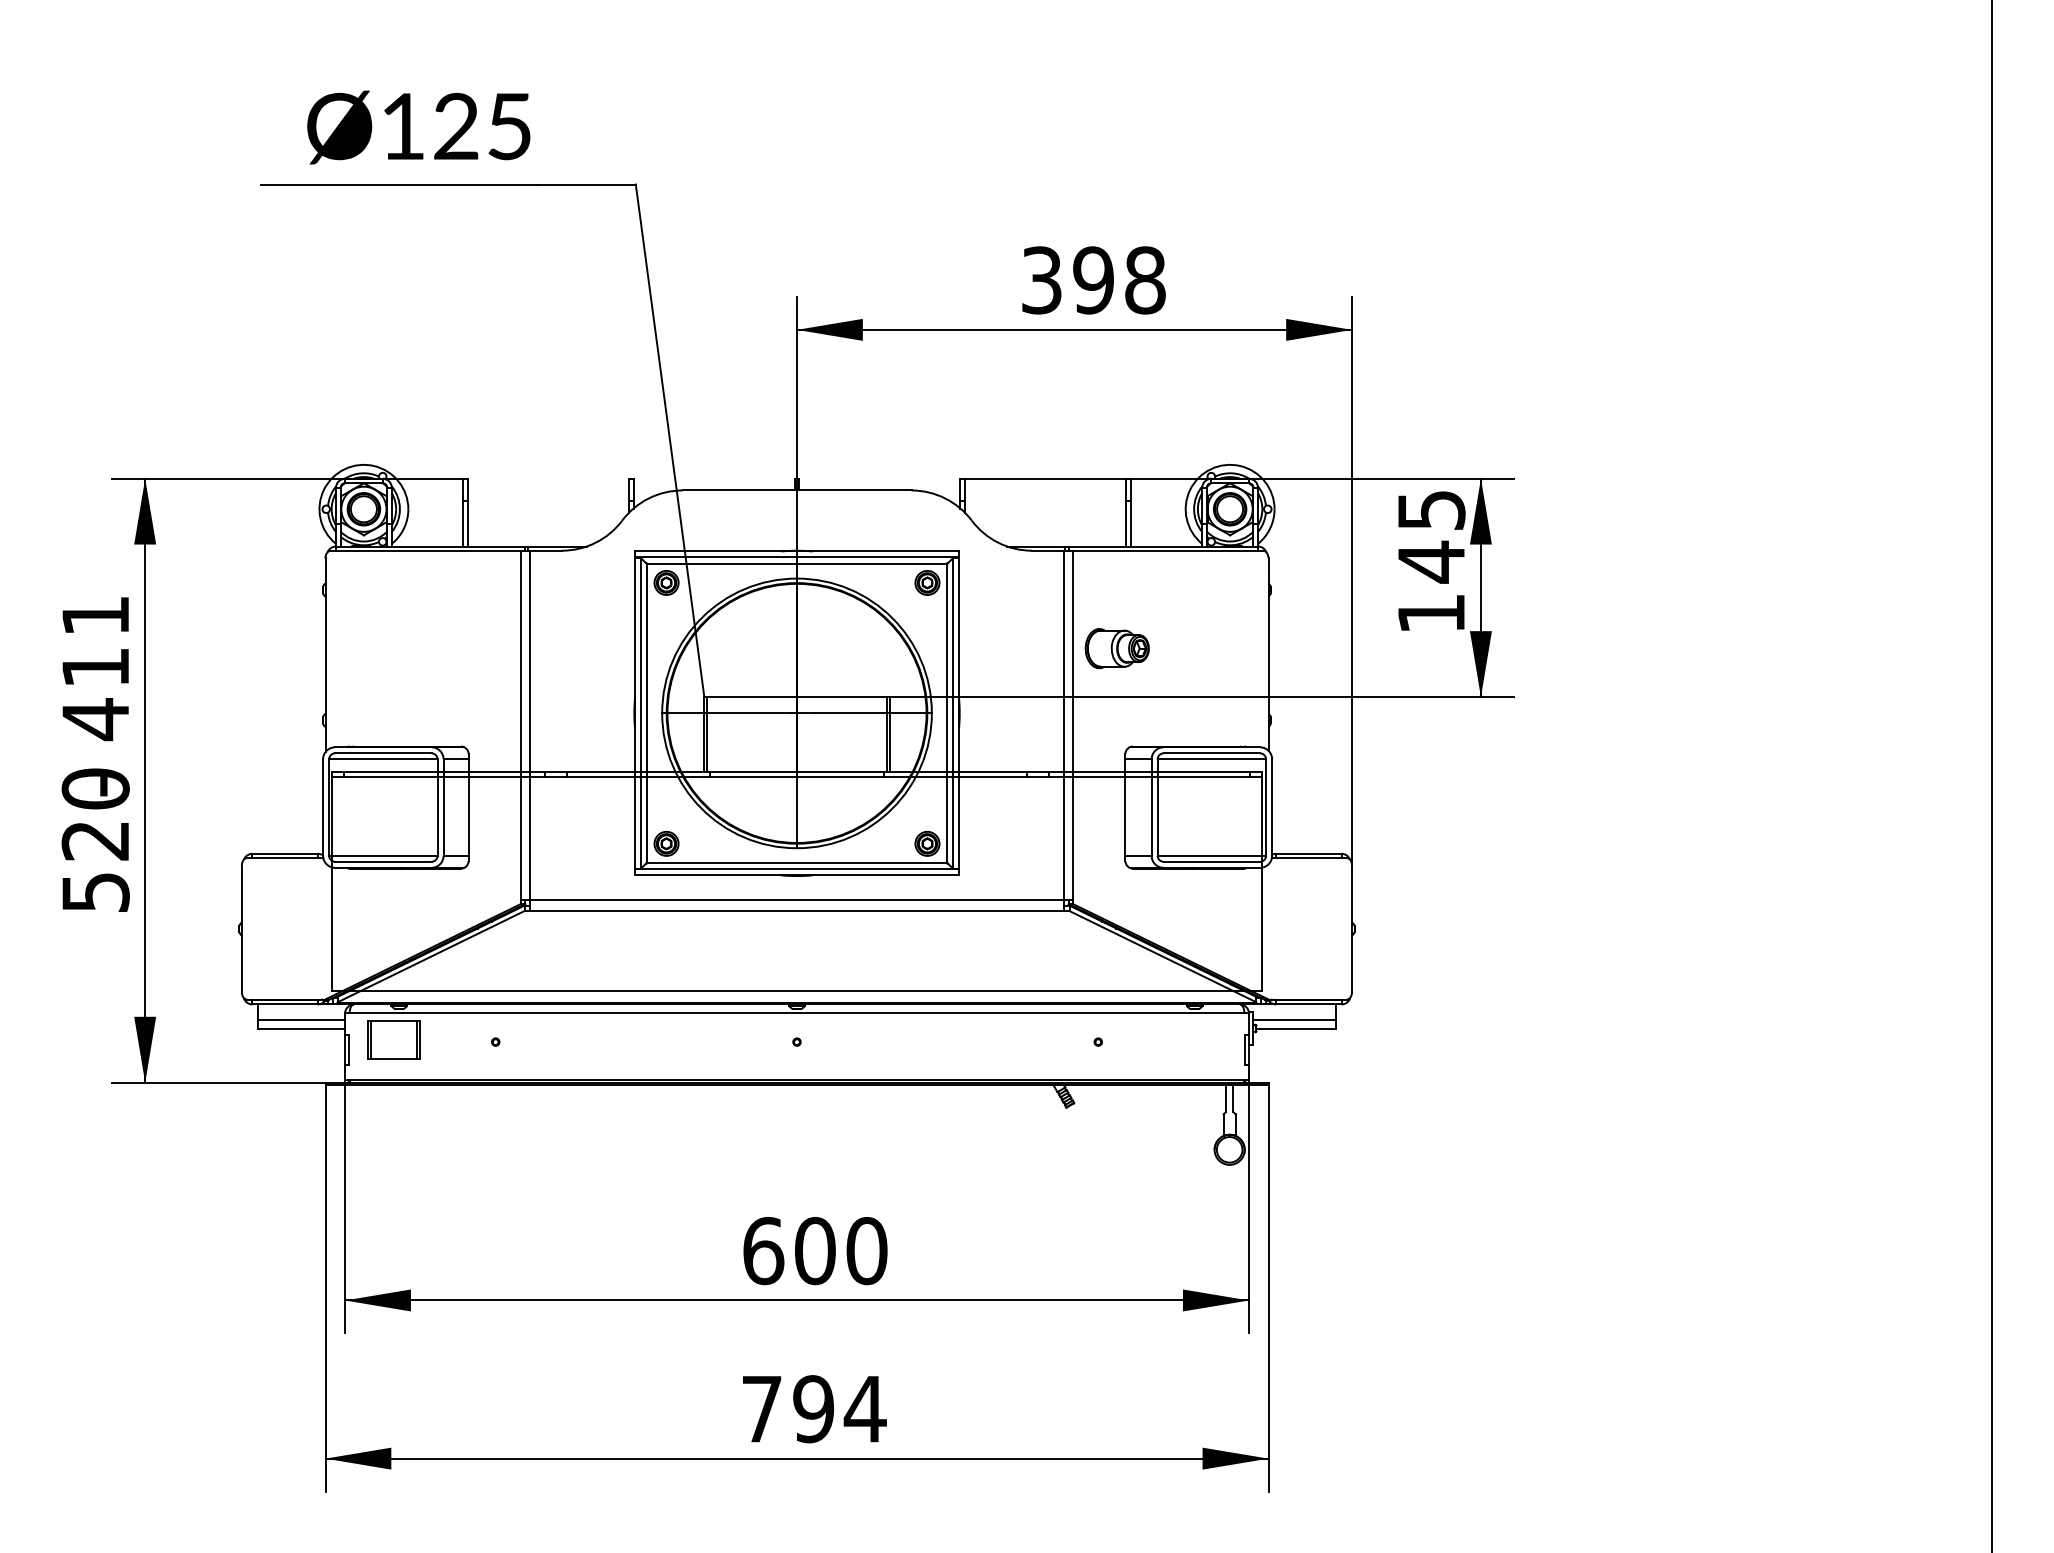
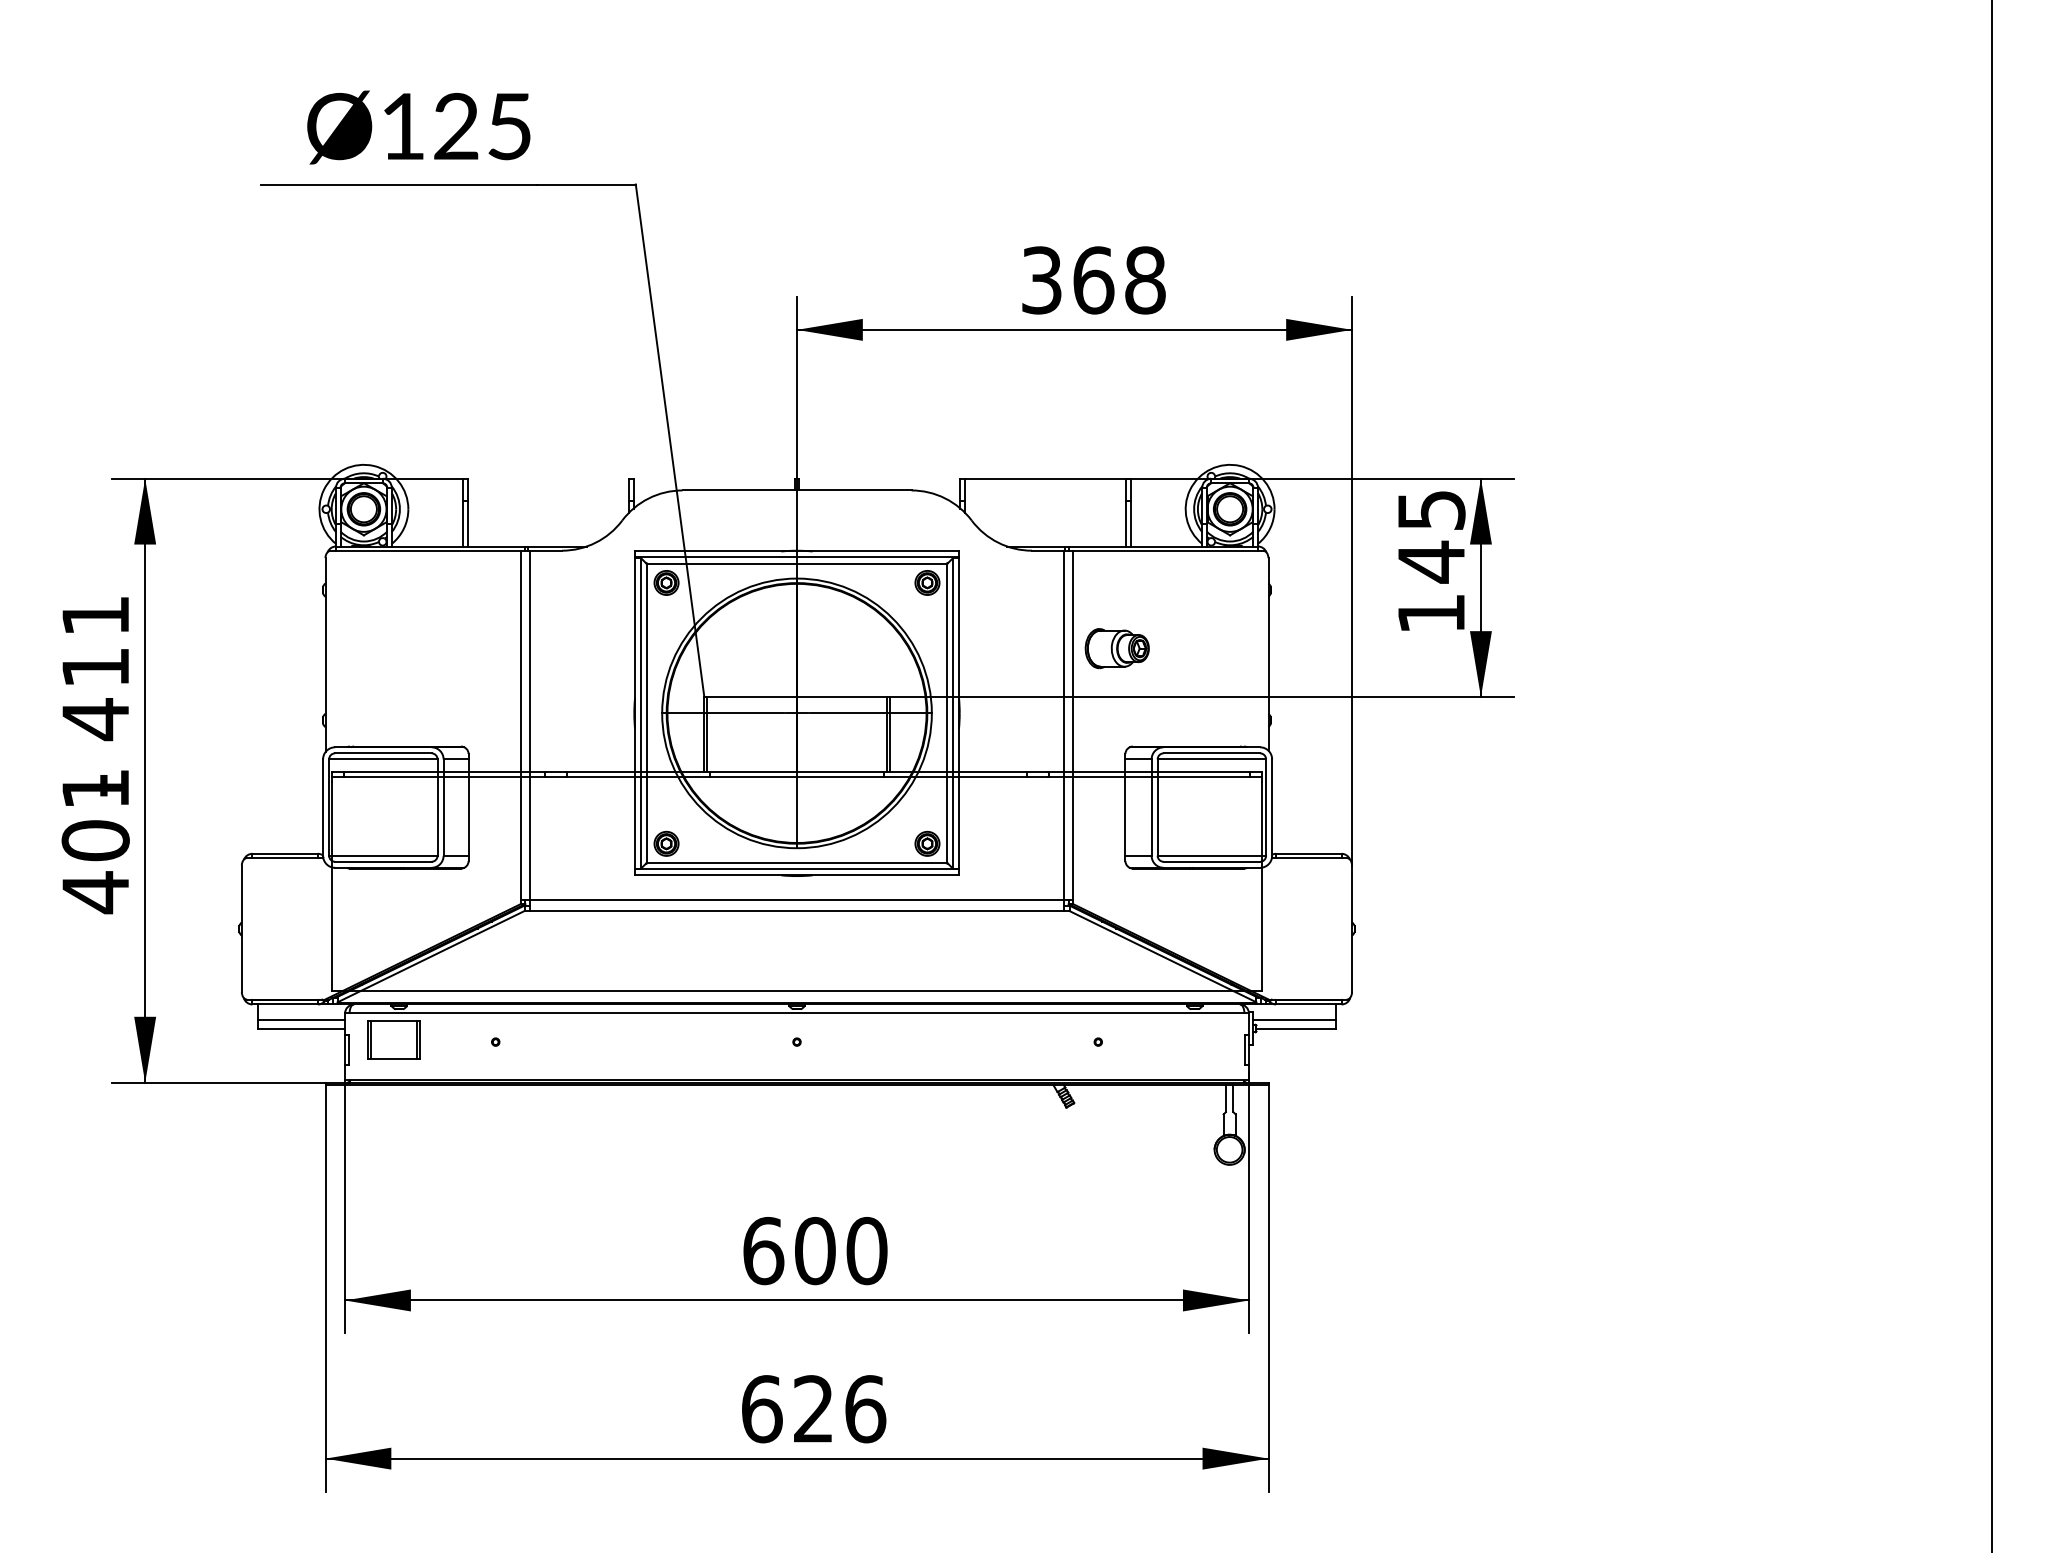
text: 398 -> 368 (1093, 280)
text: 520 -> 401 (95, 841)
text: 794 -> 626 (814, 1409)
